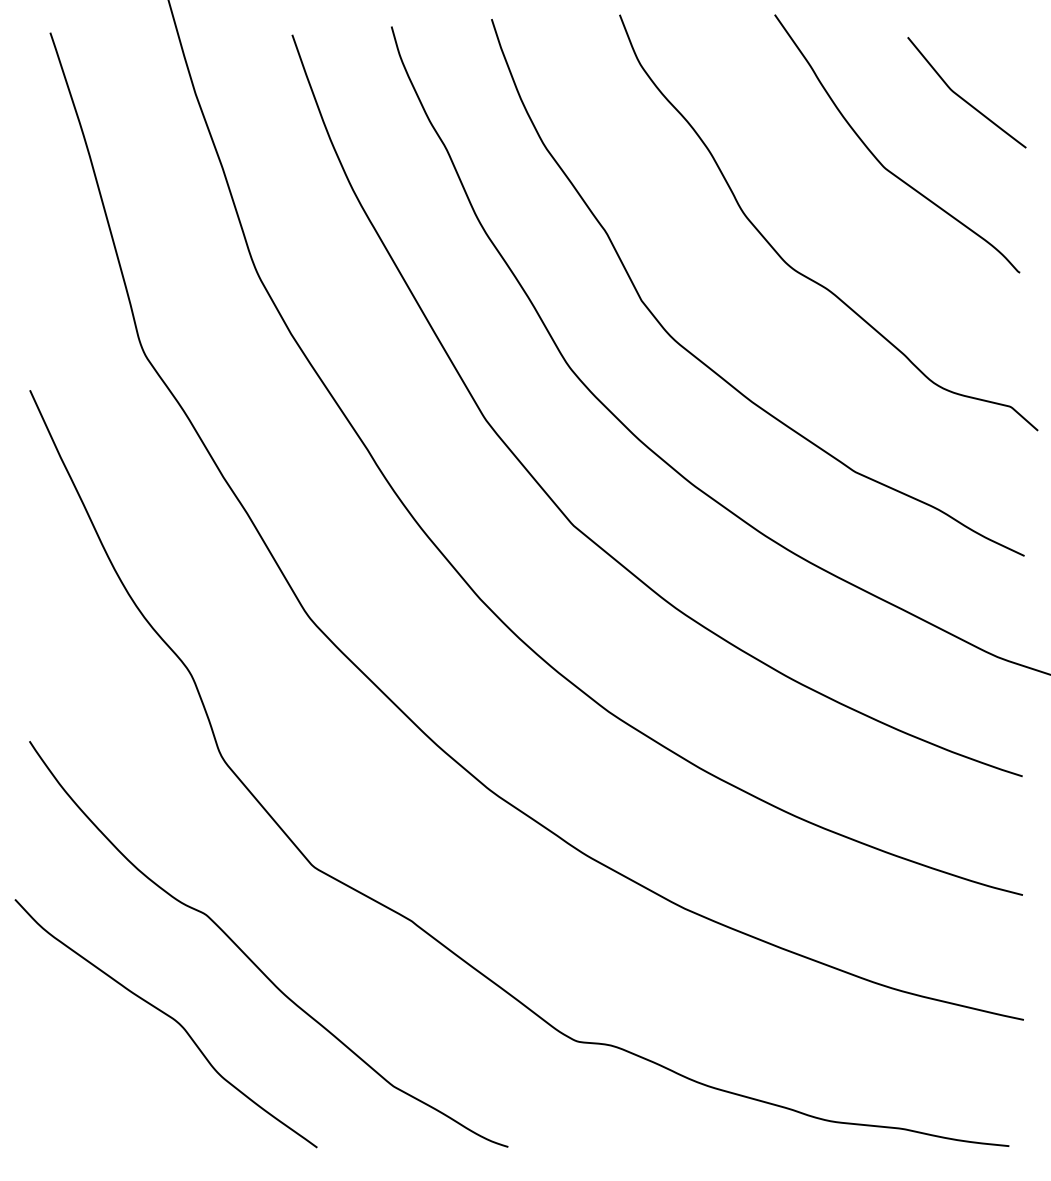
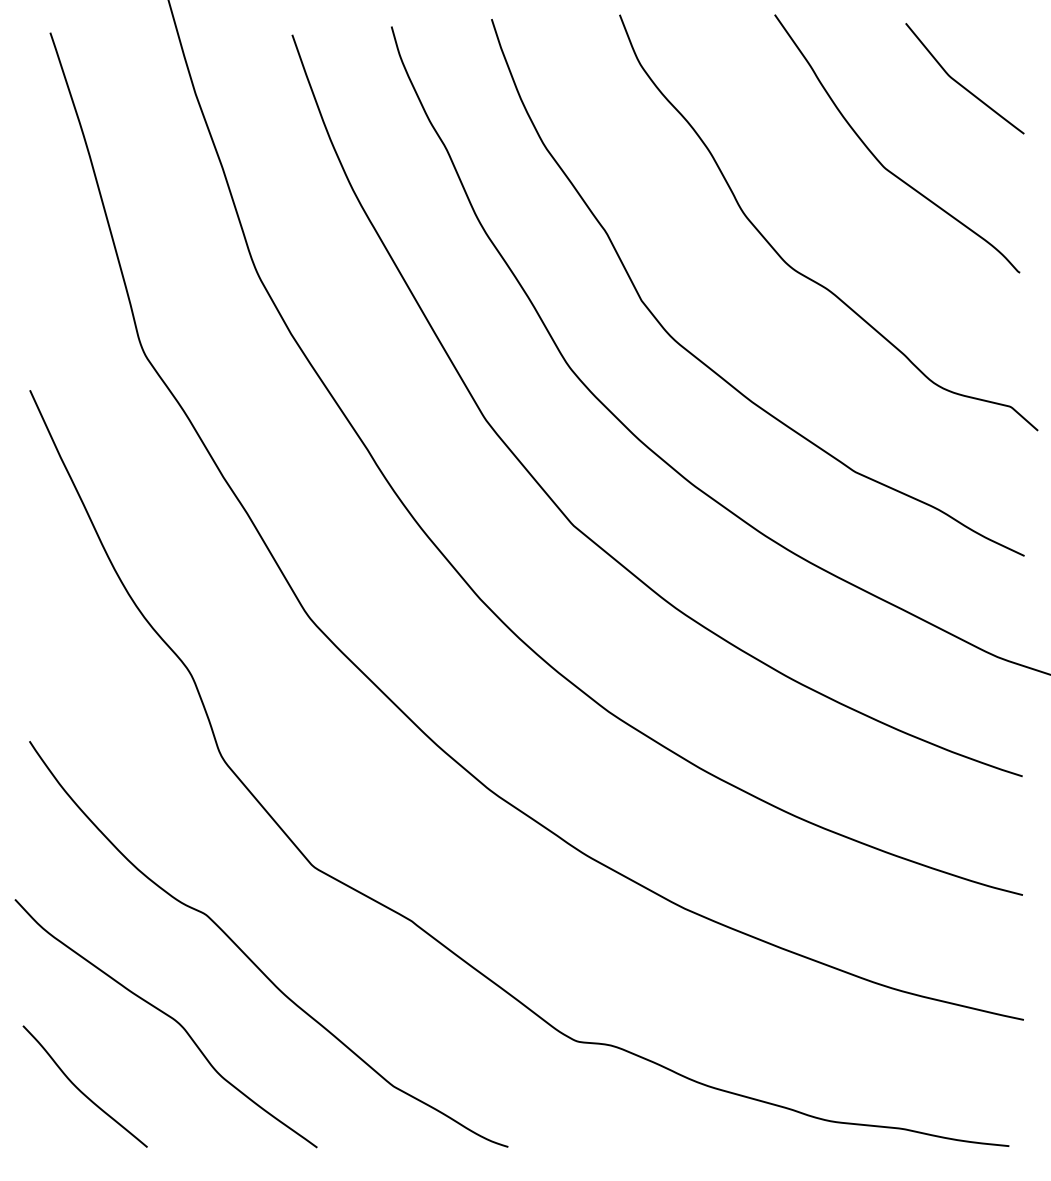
curve position: (961, 96) -> (959, 82) (959, 82)
curve: none -> present (80, 1089)
